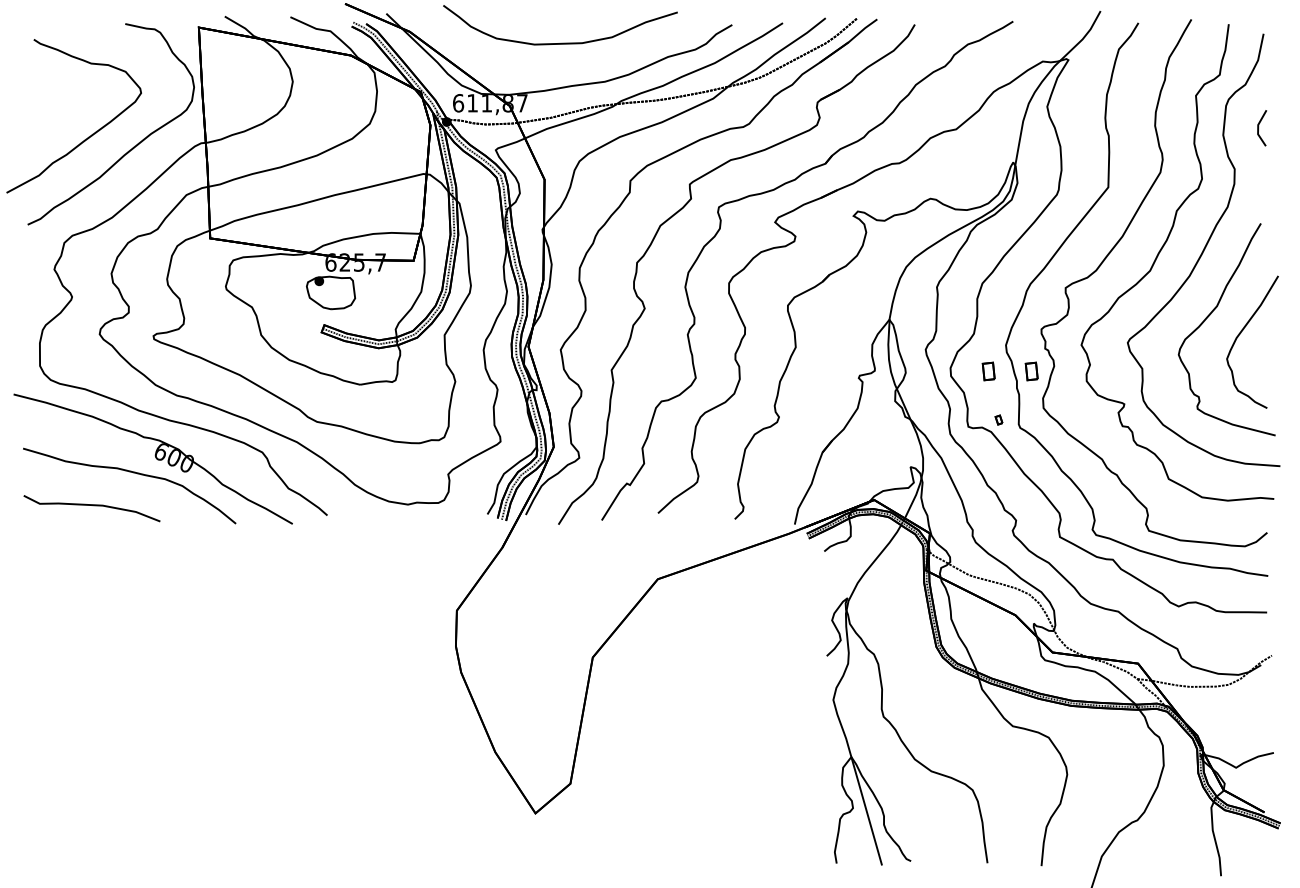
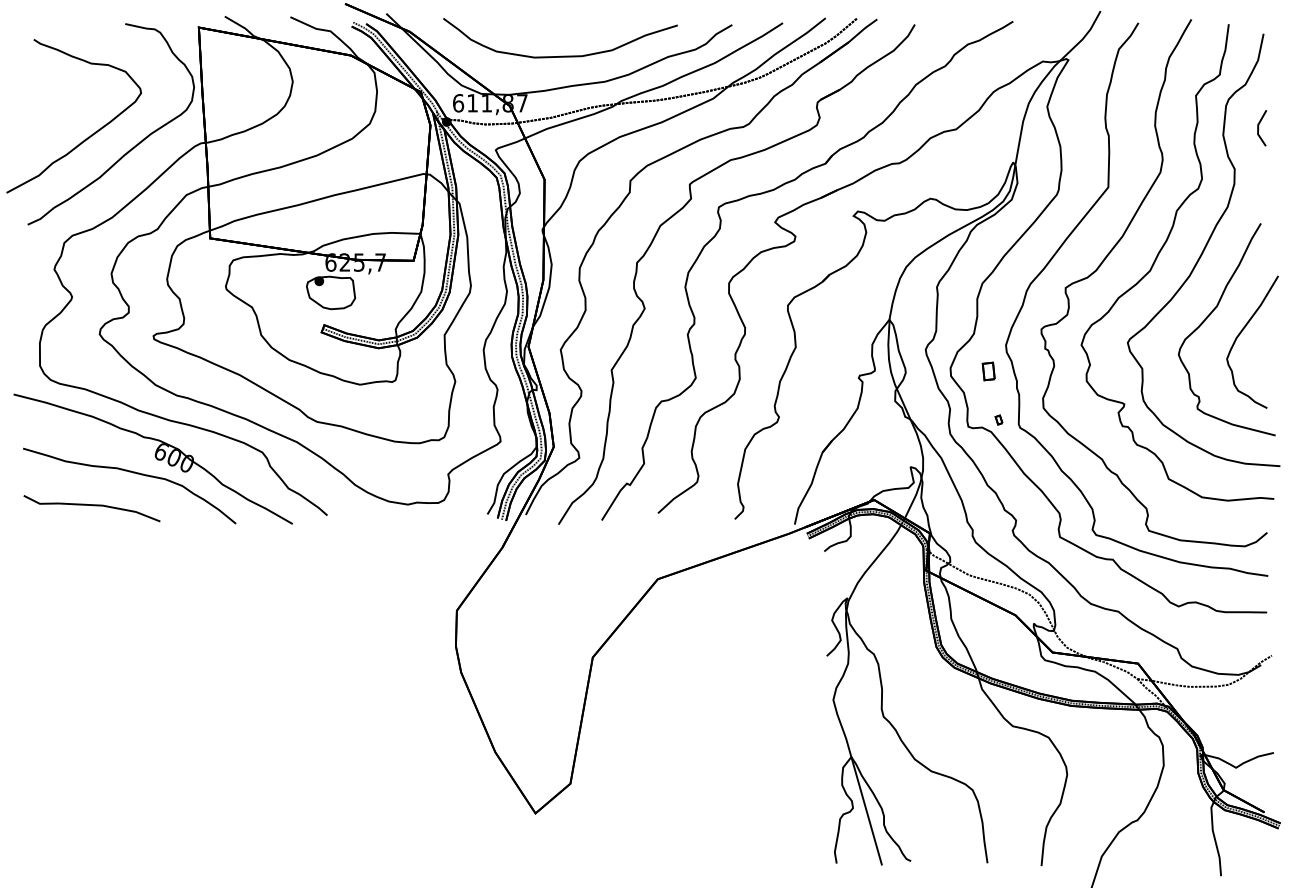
part position: (560, 42) -> (560, 55) (560, 55)
part: present -> none (1031, 371)
